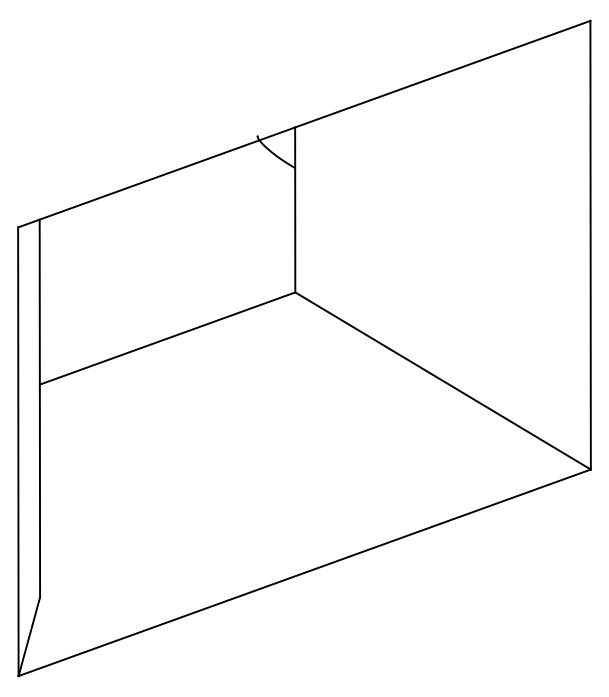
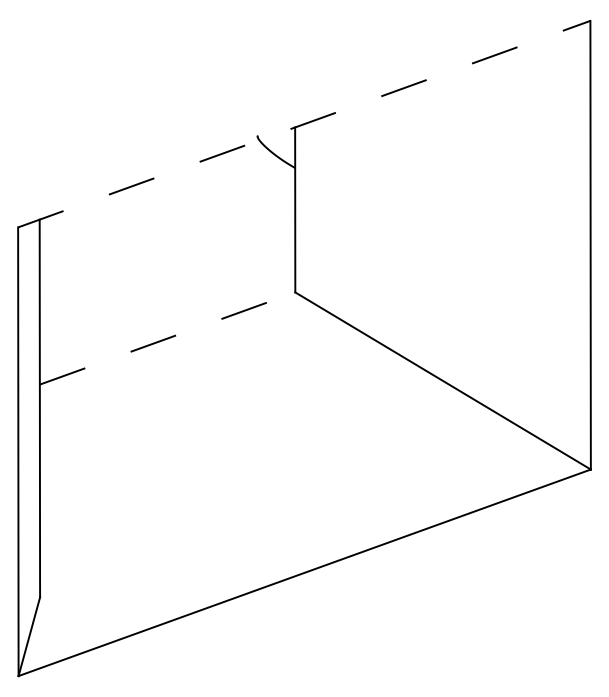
line: solid -> dashed (304, 124)
line: solid -> dashed (167, 338)
